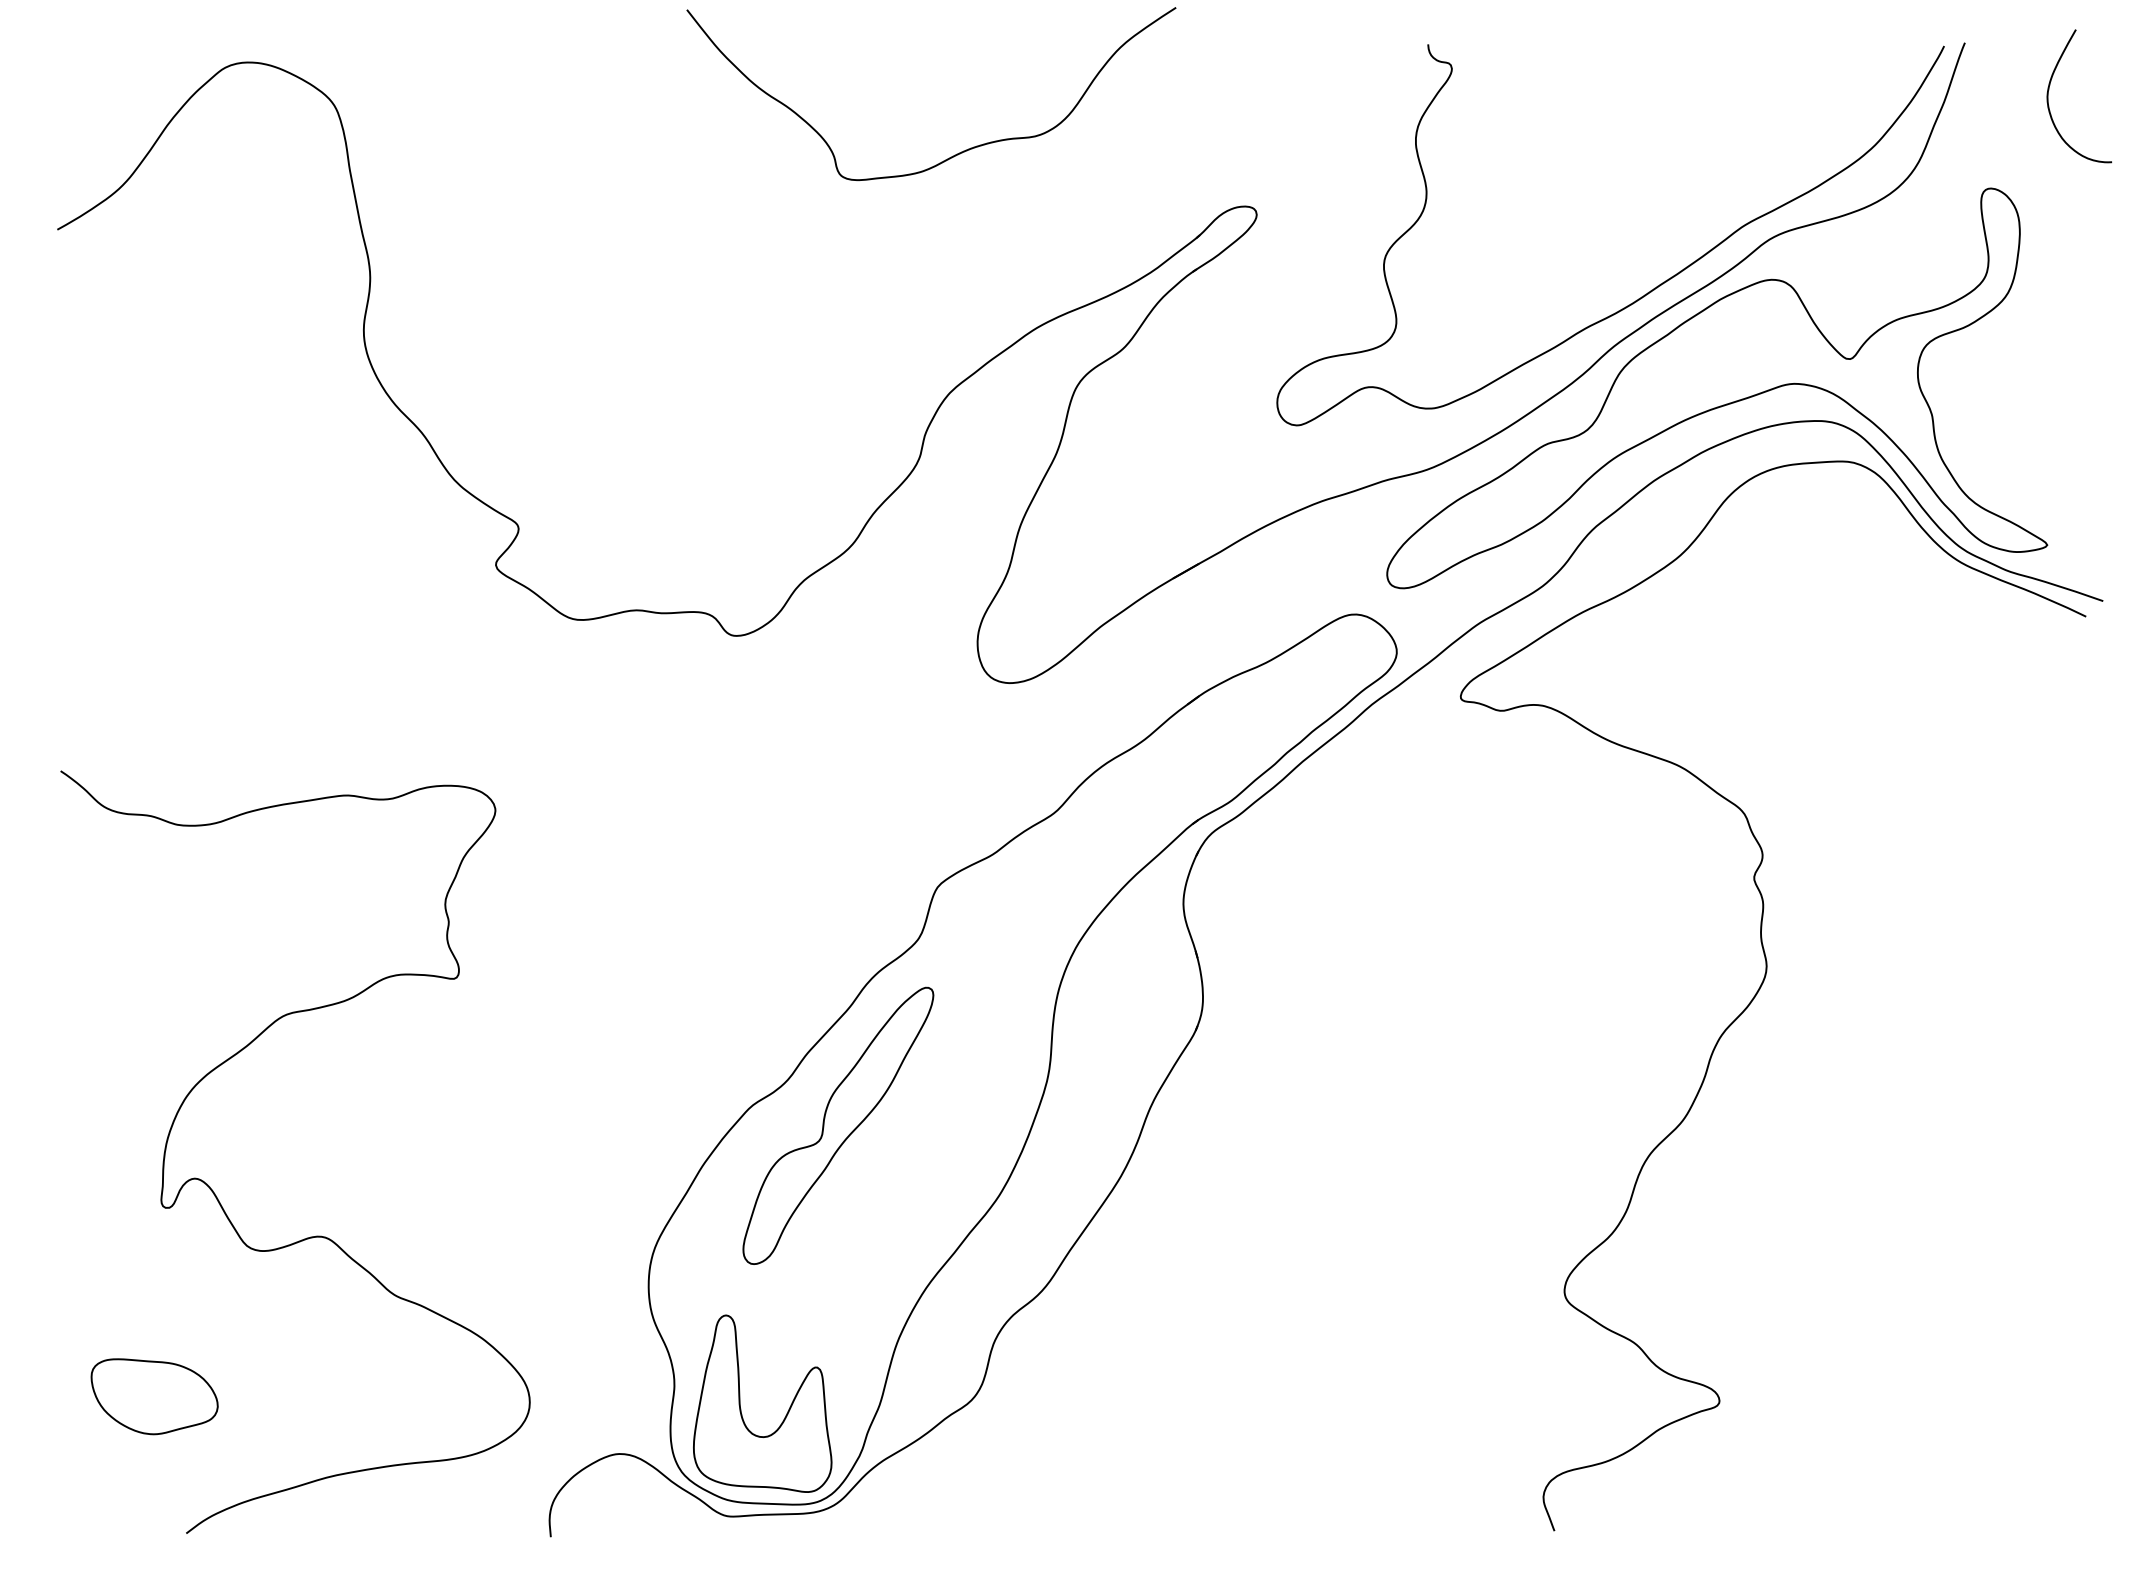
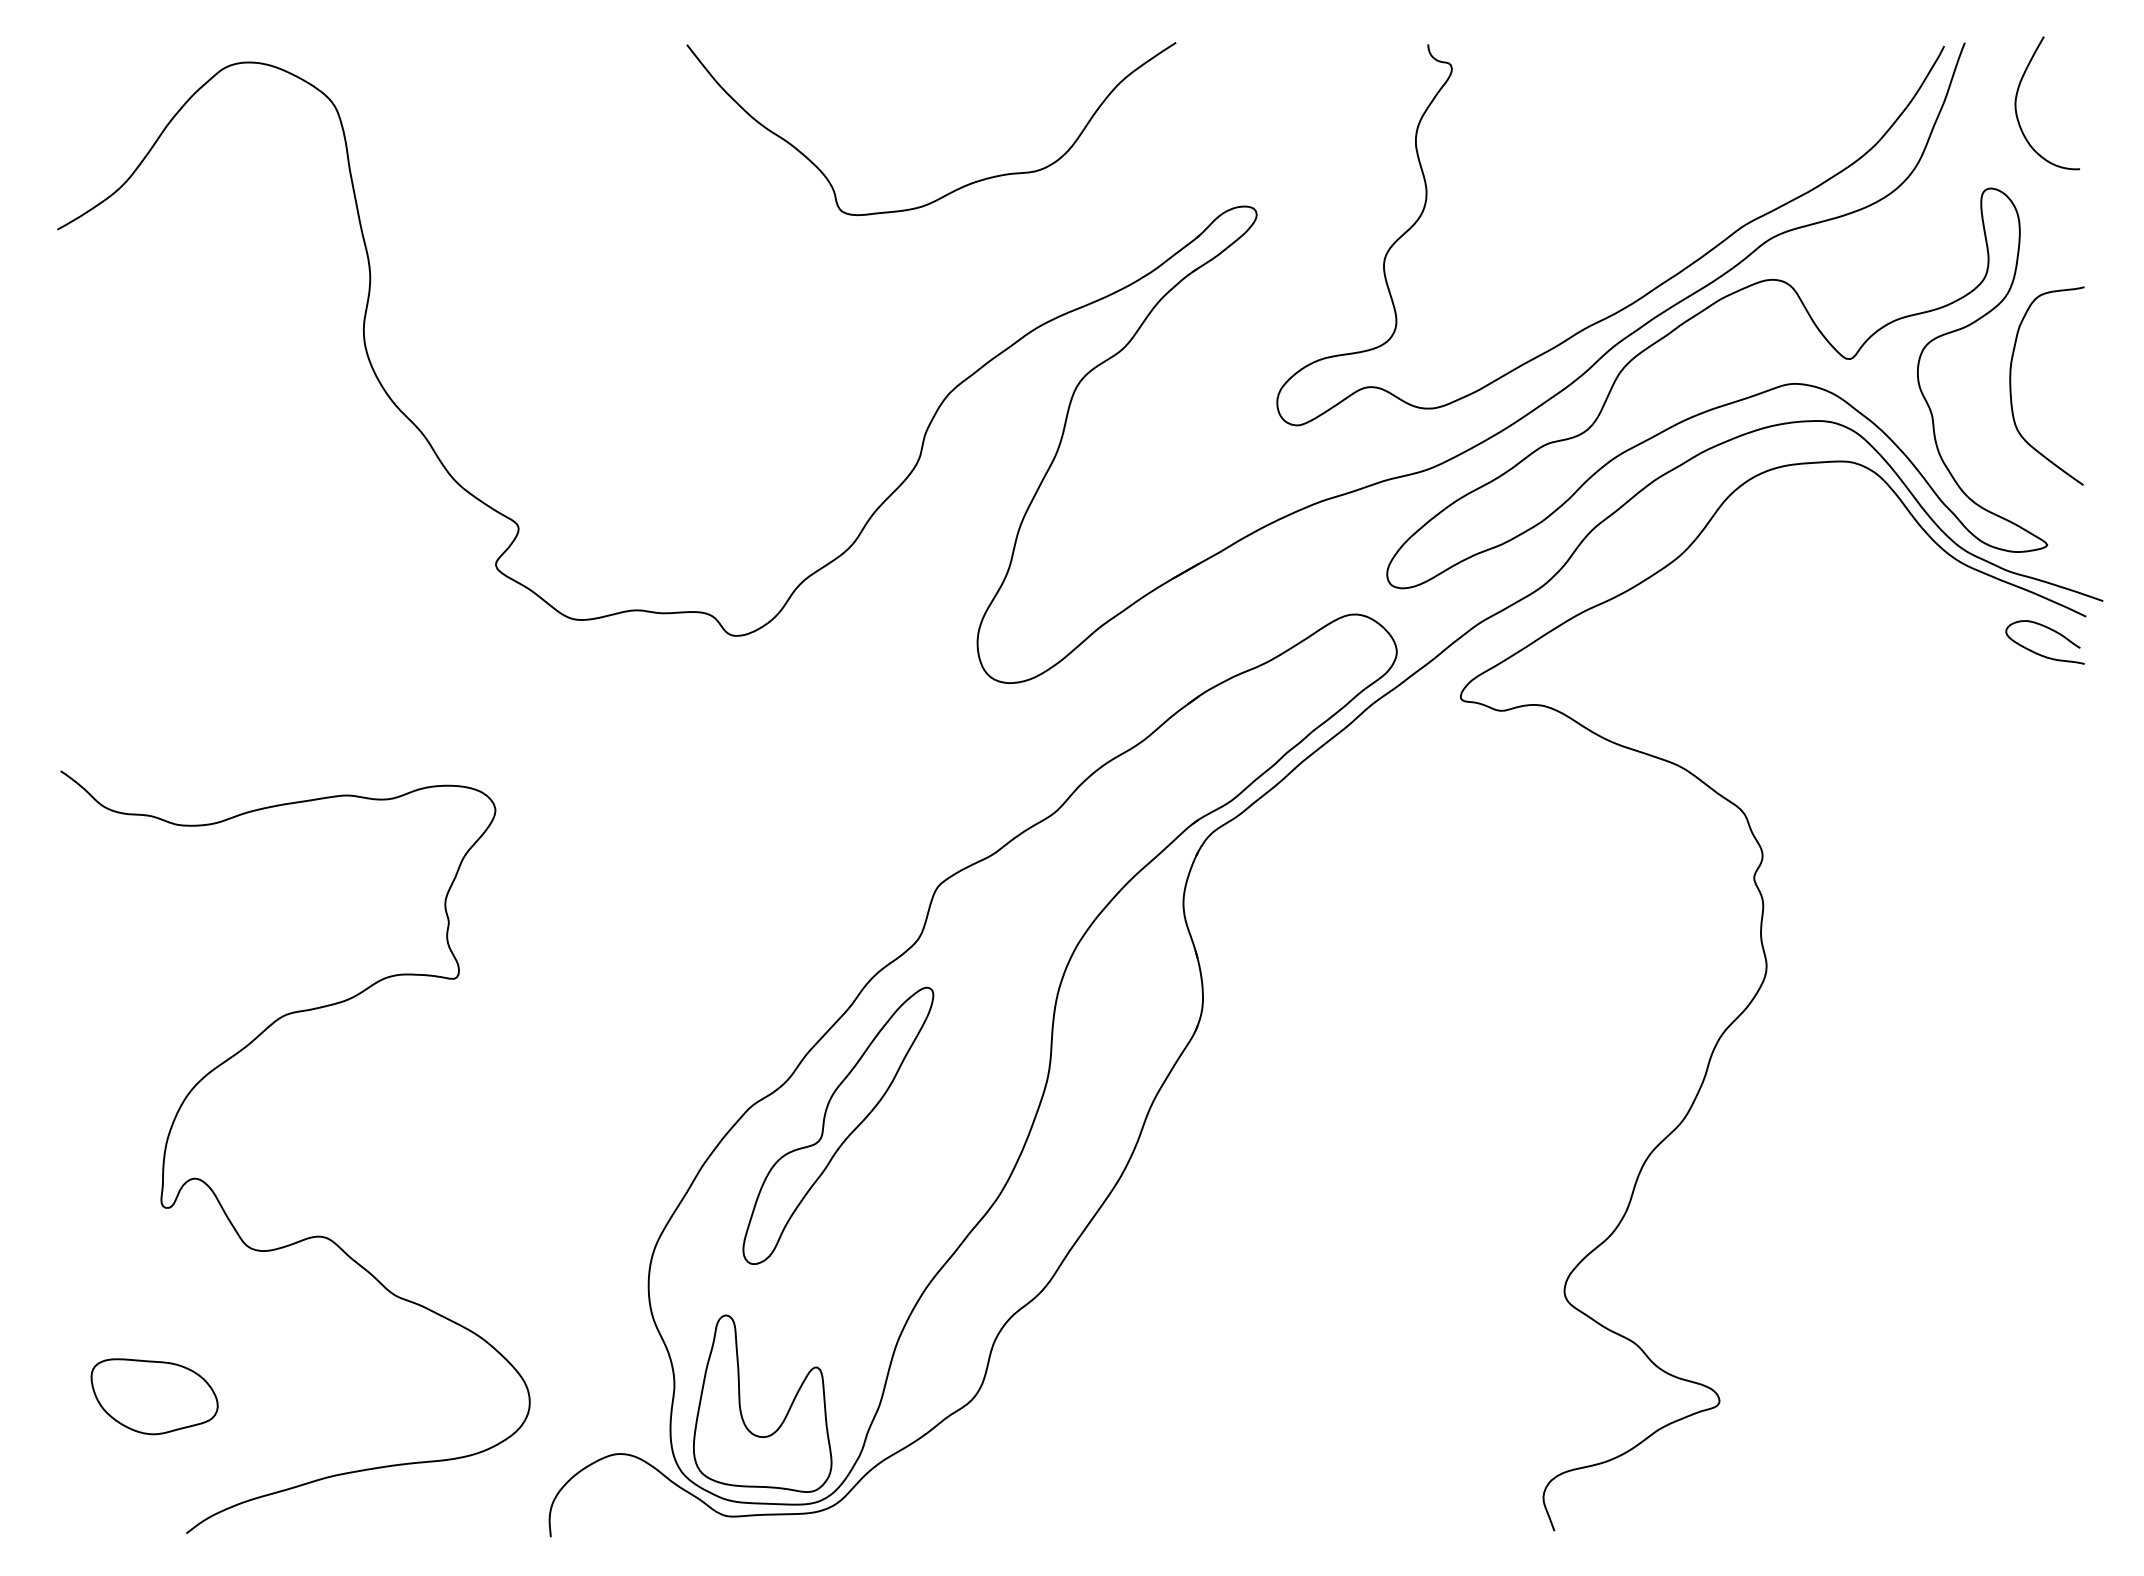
curve position: (2049, 90) -> (2017, 97) (2017, 97)
curve position: (959, 152) -> (959, 187) (959, 187)
curve: none -> present (2011, 385)
curve: none -> present (2039, 653)
